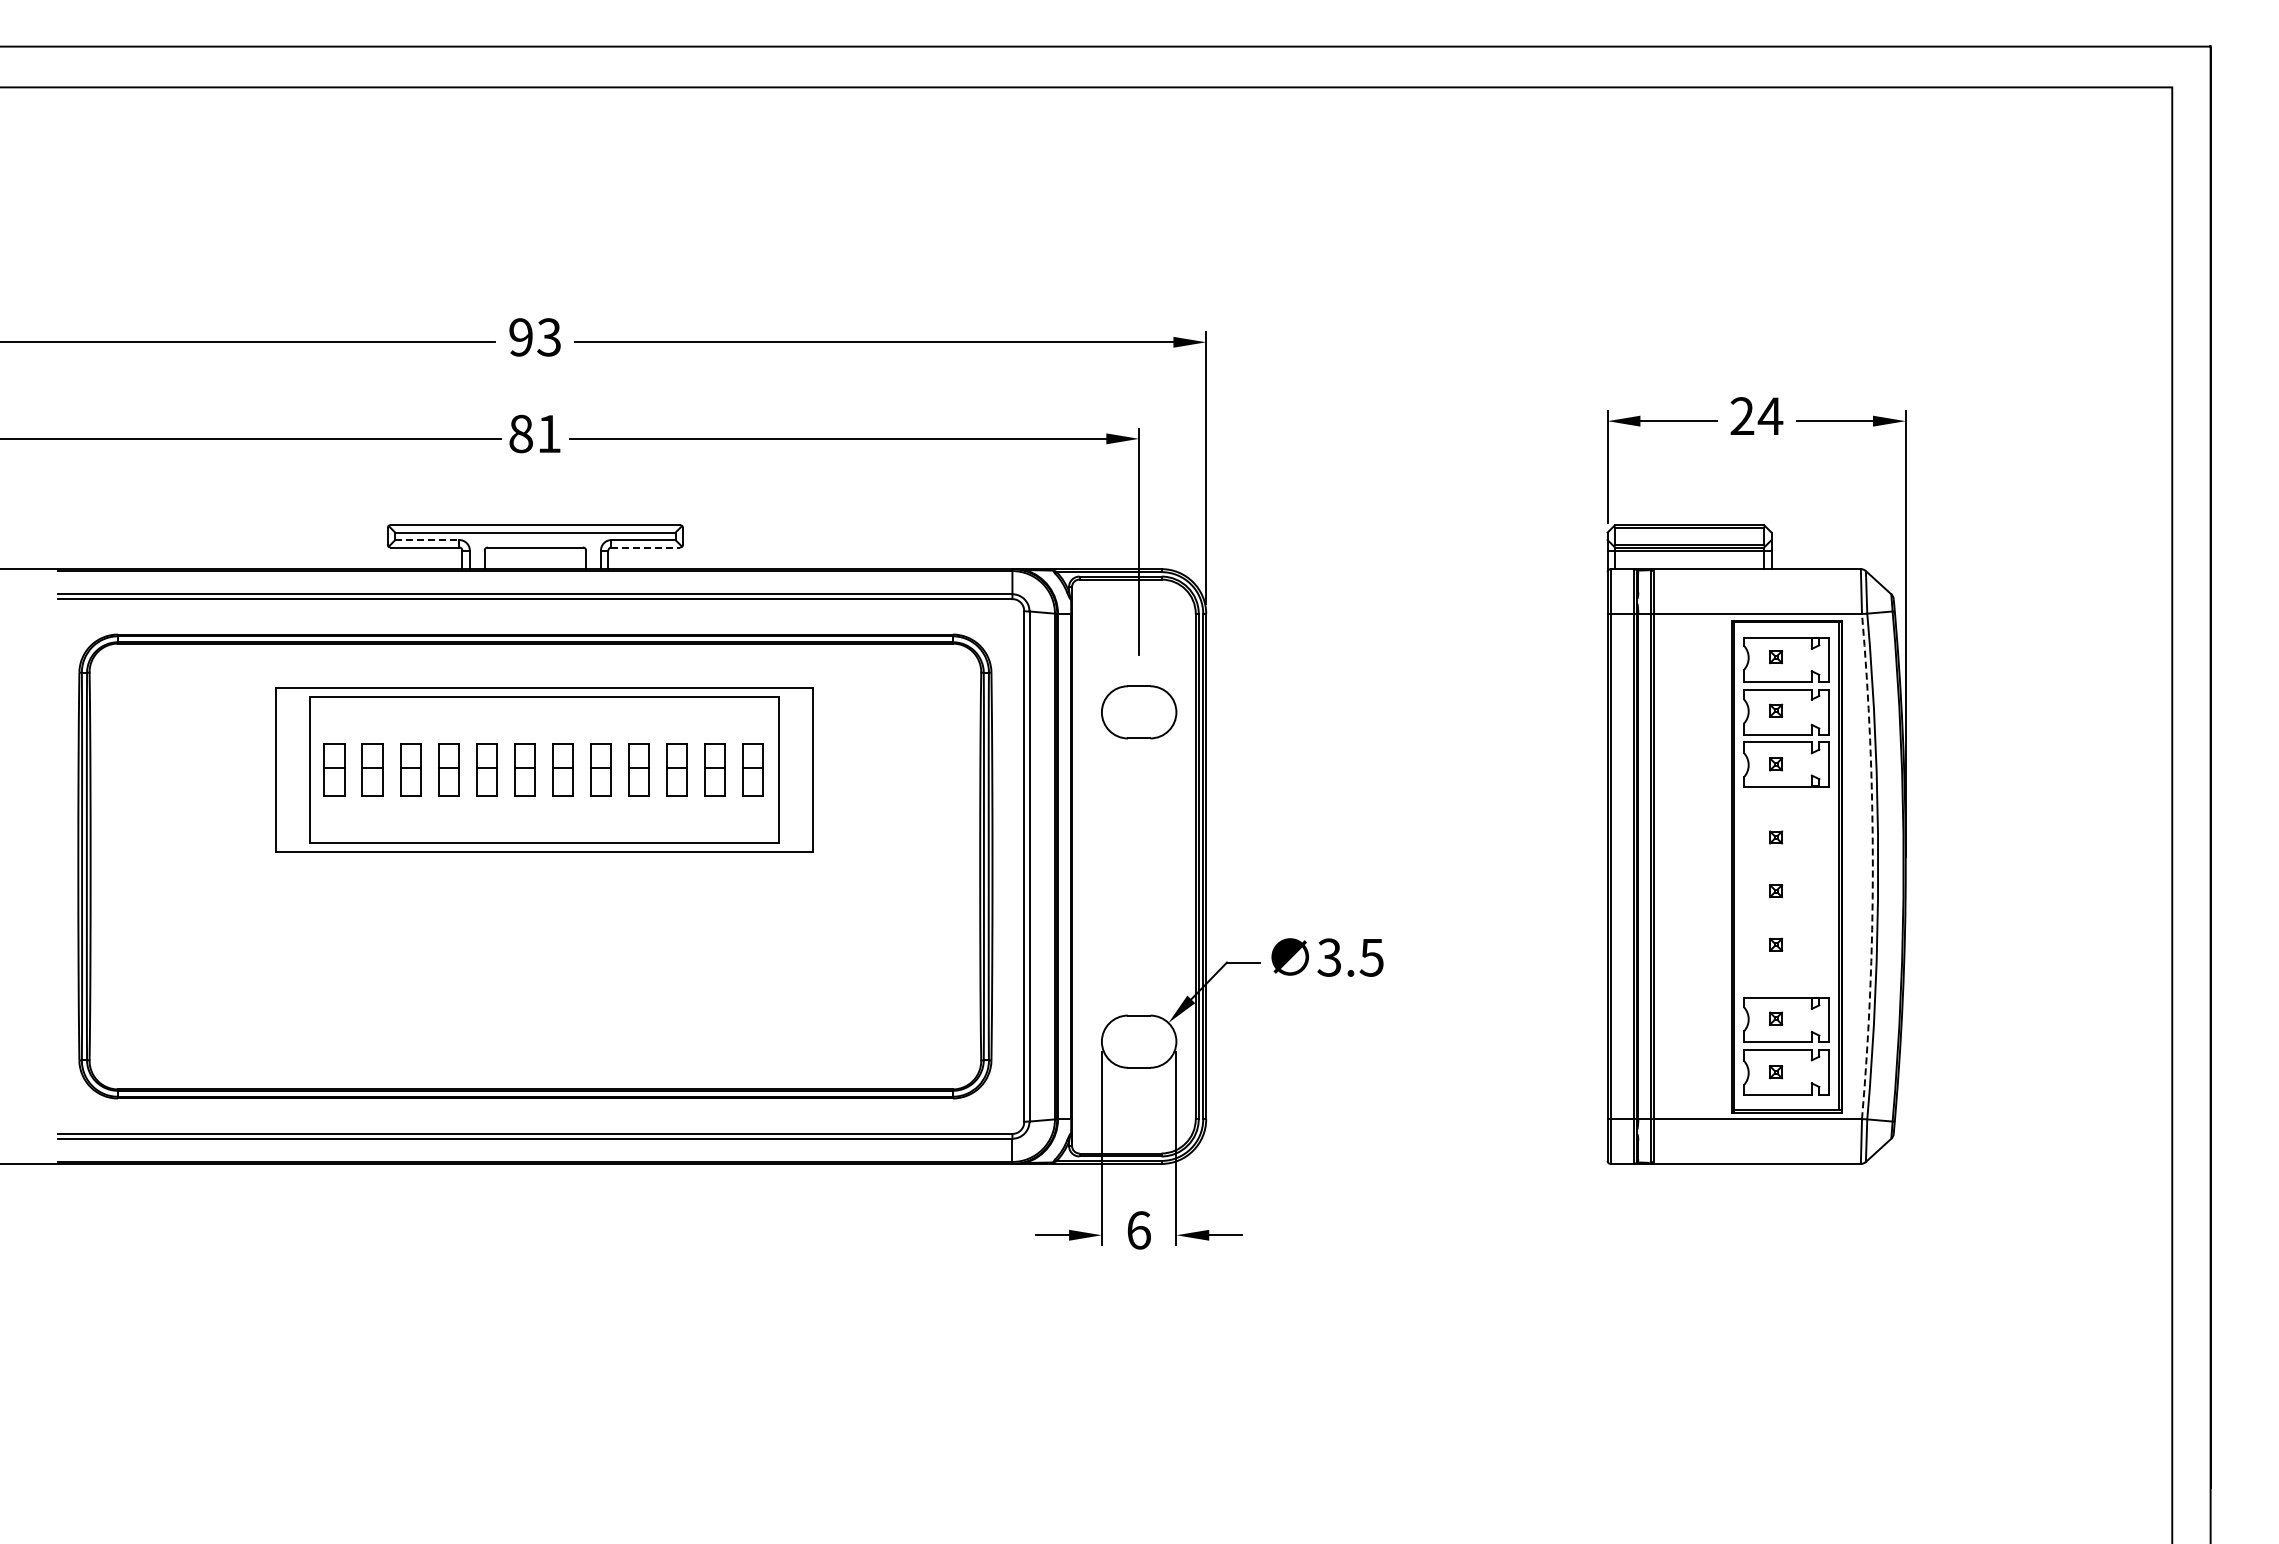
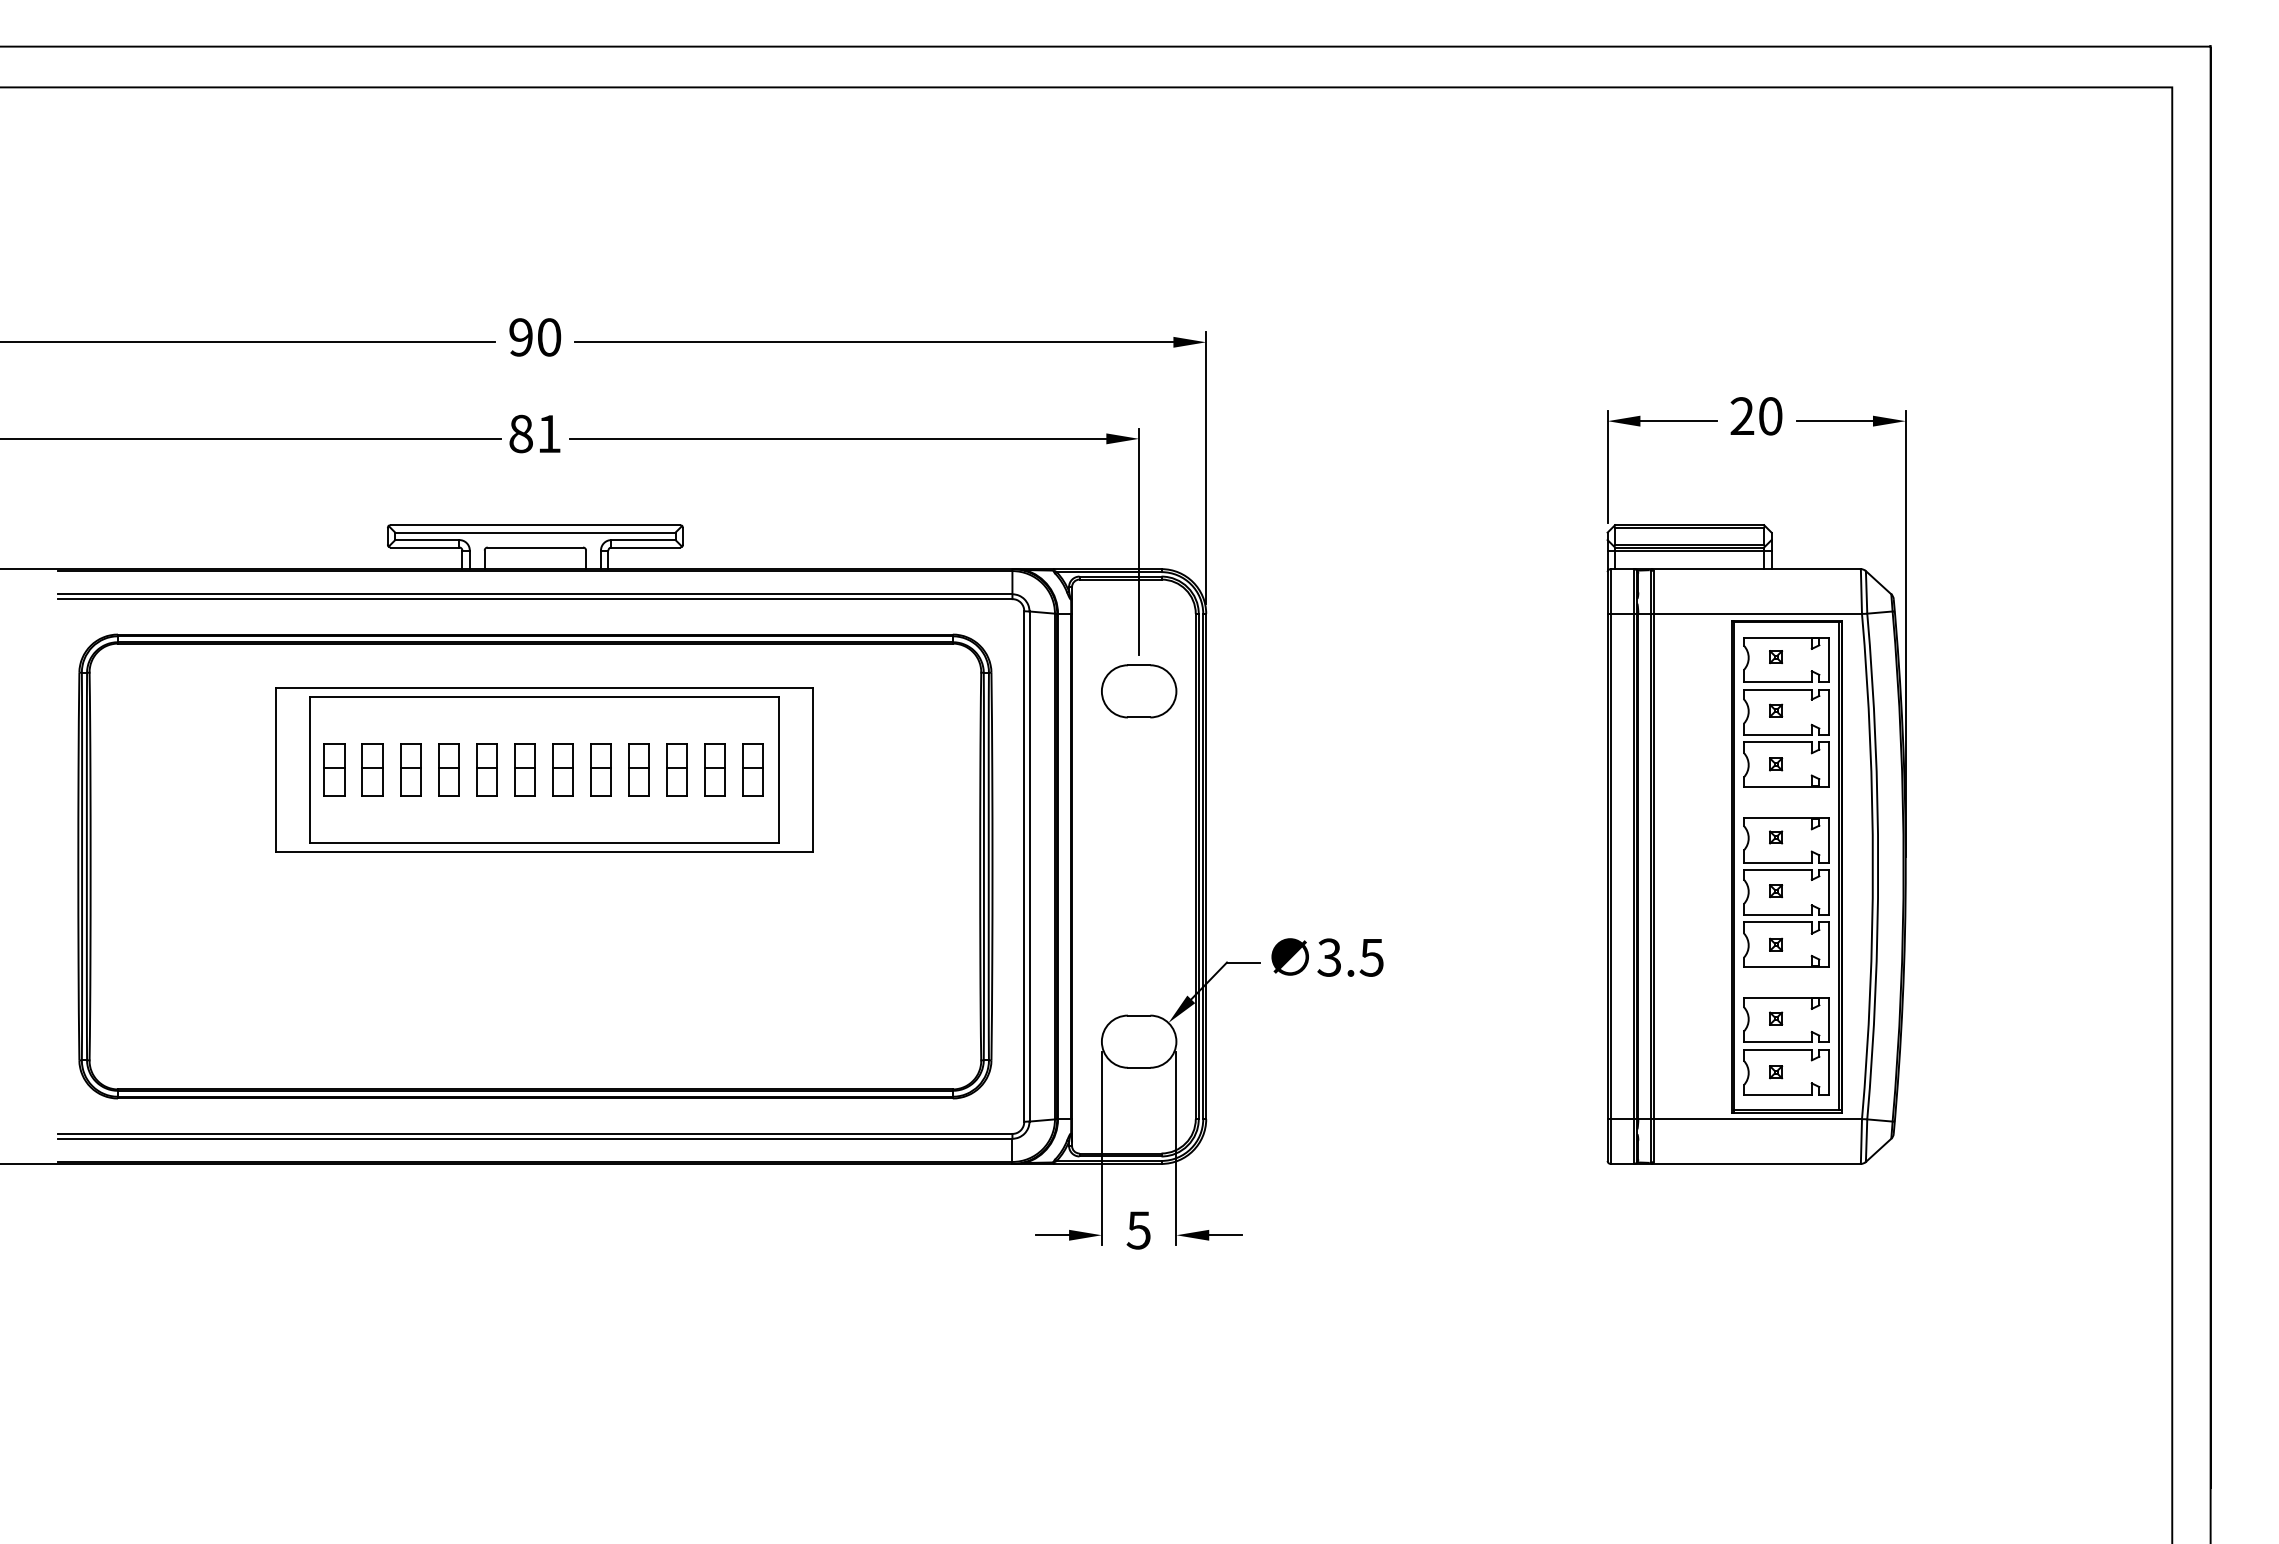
text: 93 -> 90 (549, 337)
text: 24 -> 20 (1770, 416)
line: dashed -> solid (427, 540)
line: dashed -> solid (646, 547)
part position: (1139, 712) -> (1139, 691) (1139, 691)
arc: dashed -> solid (1872, 866)
part: none -> present (1786, 892)
text: 6 -> 5 (1138, 1230)
